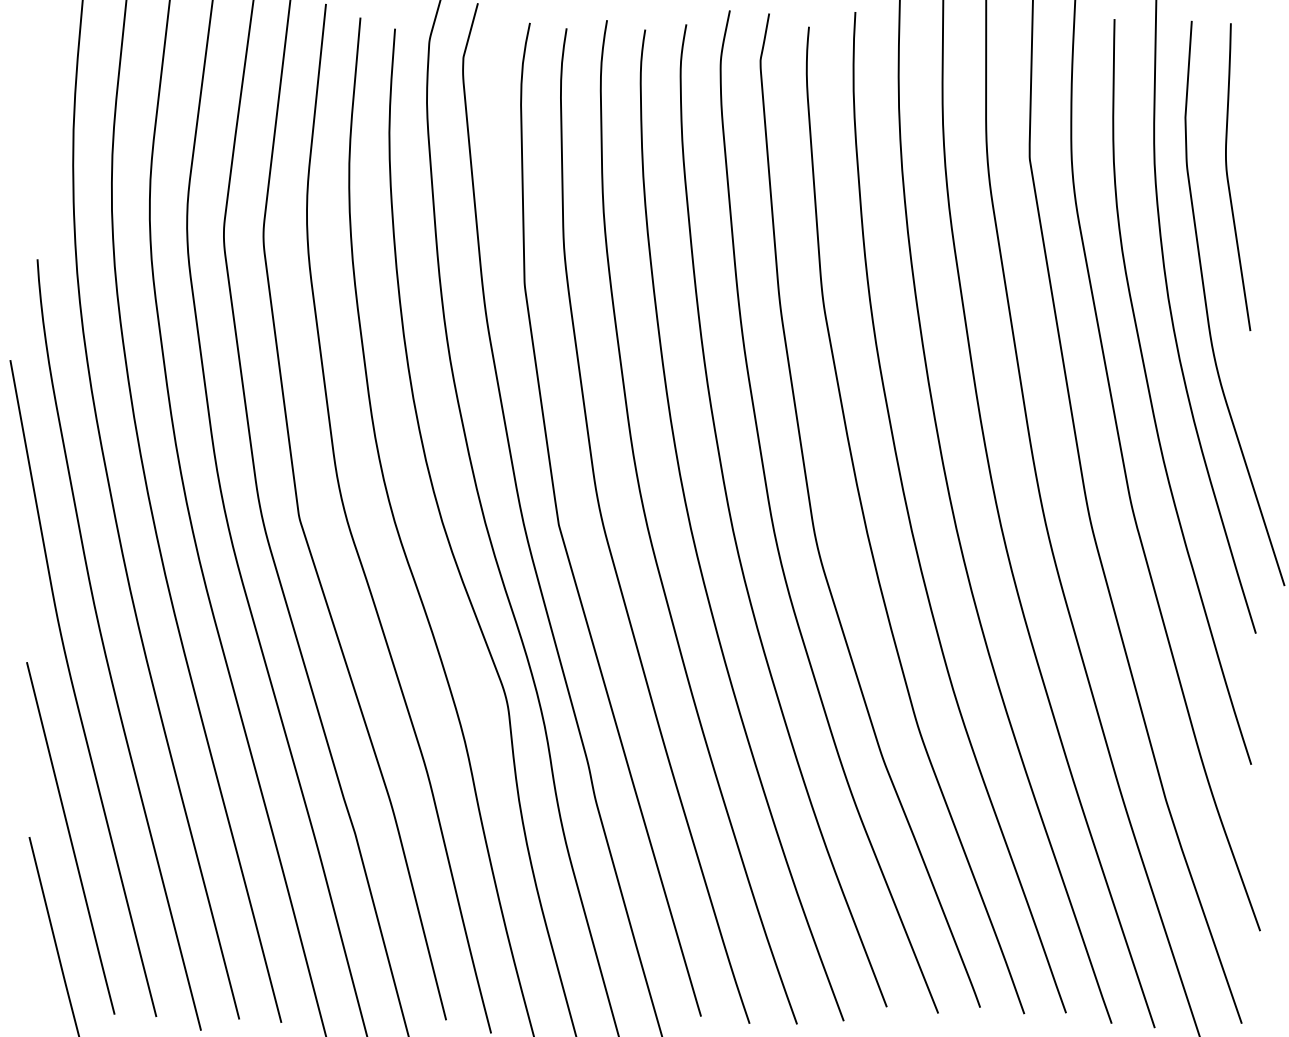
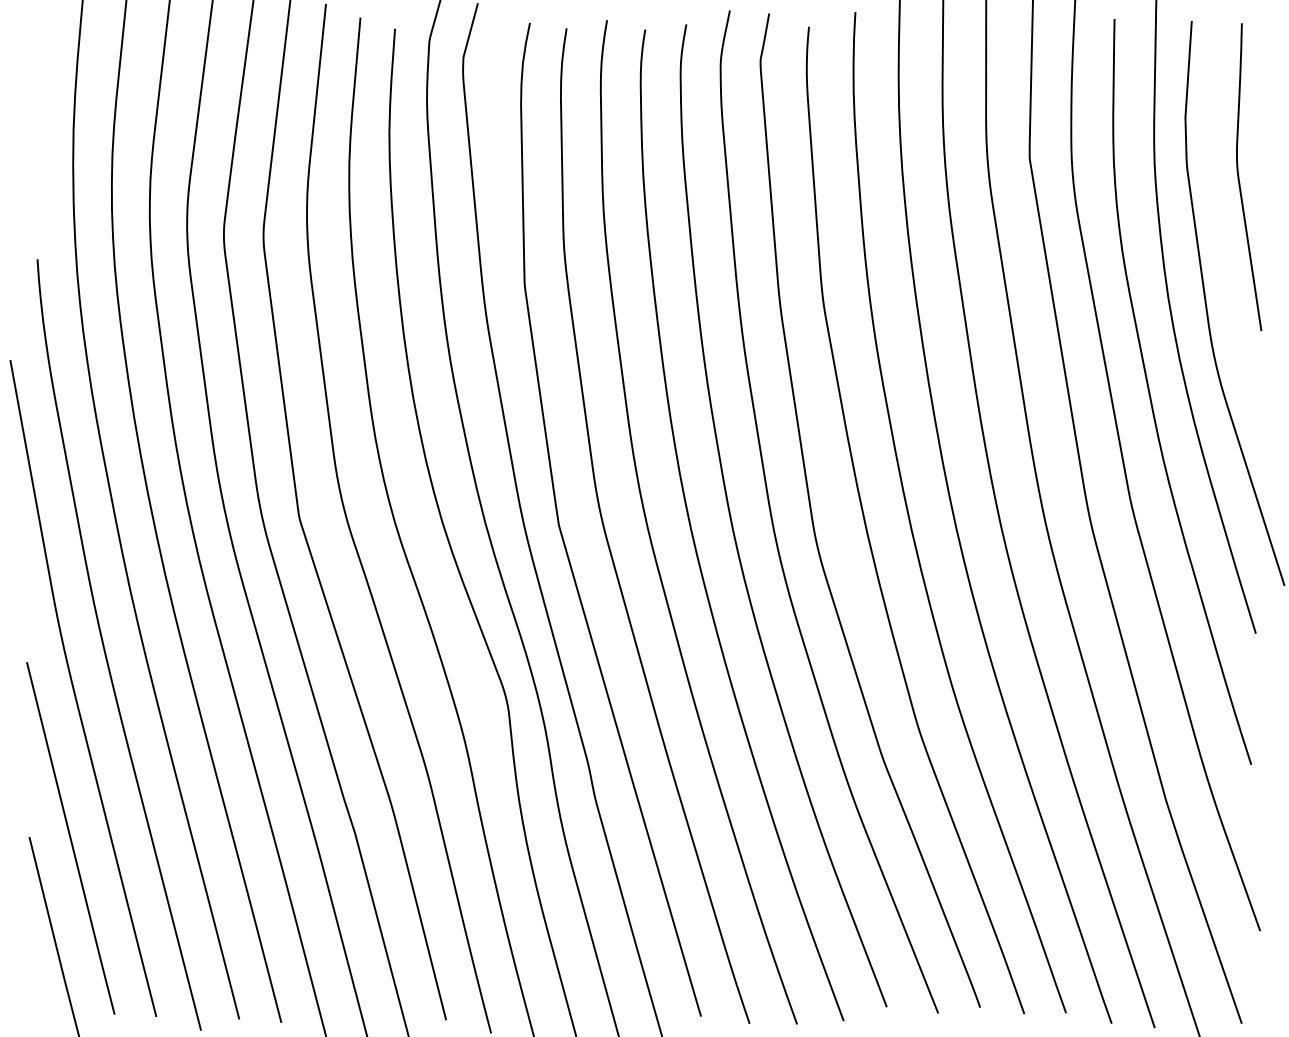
curve position: (1228, 177) -> (1239, 177) (1239, 177)
